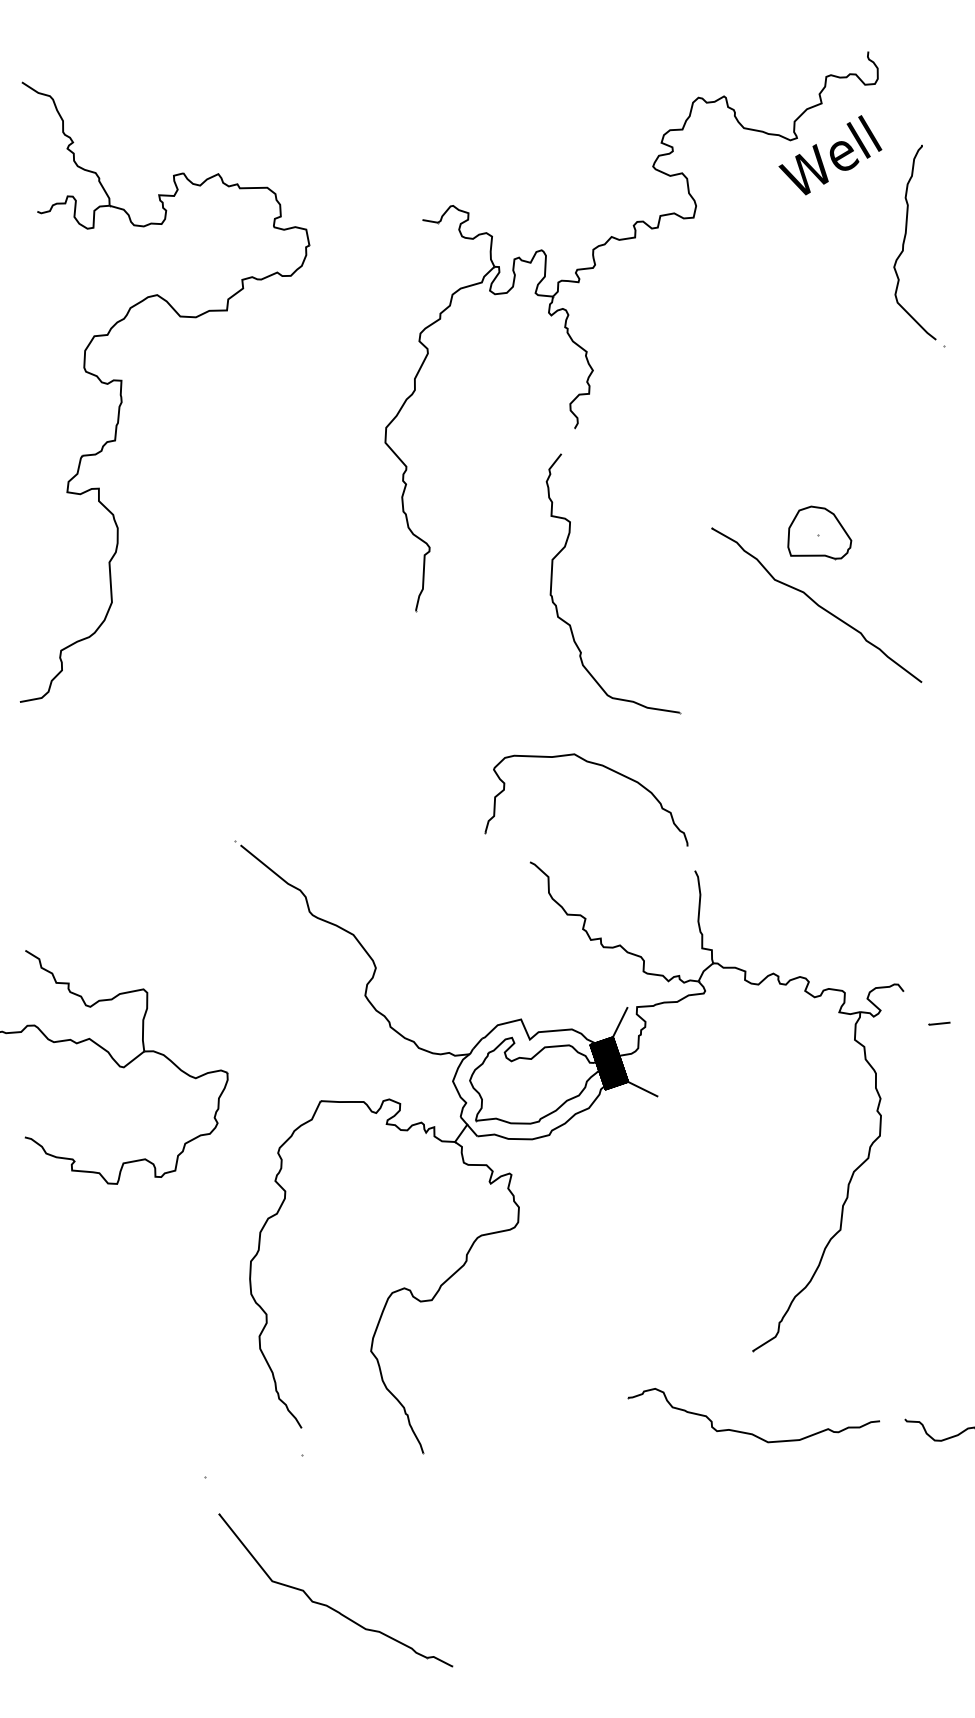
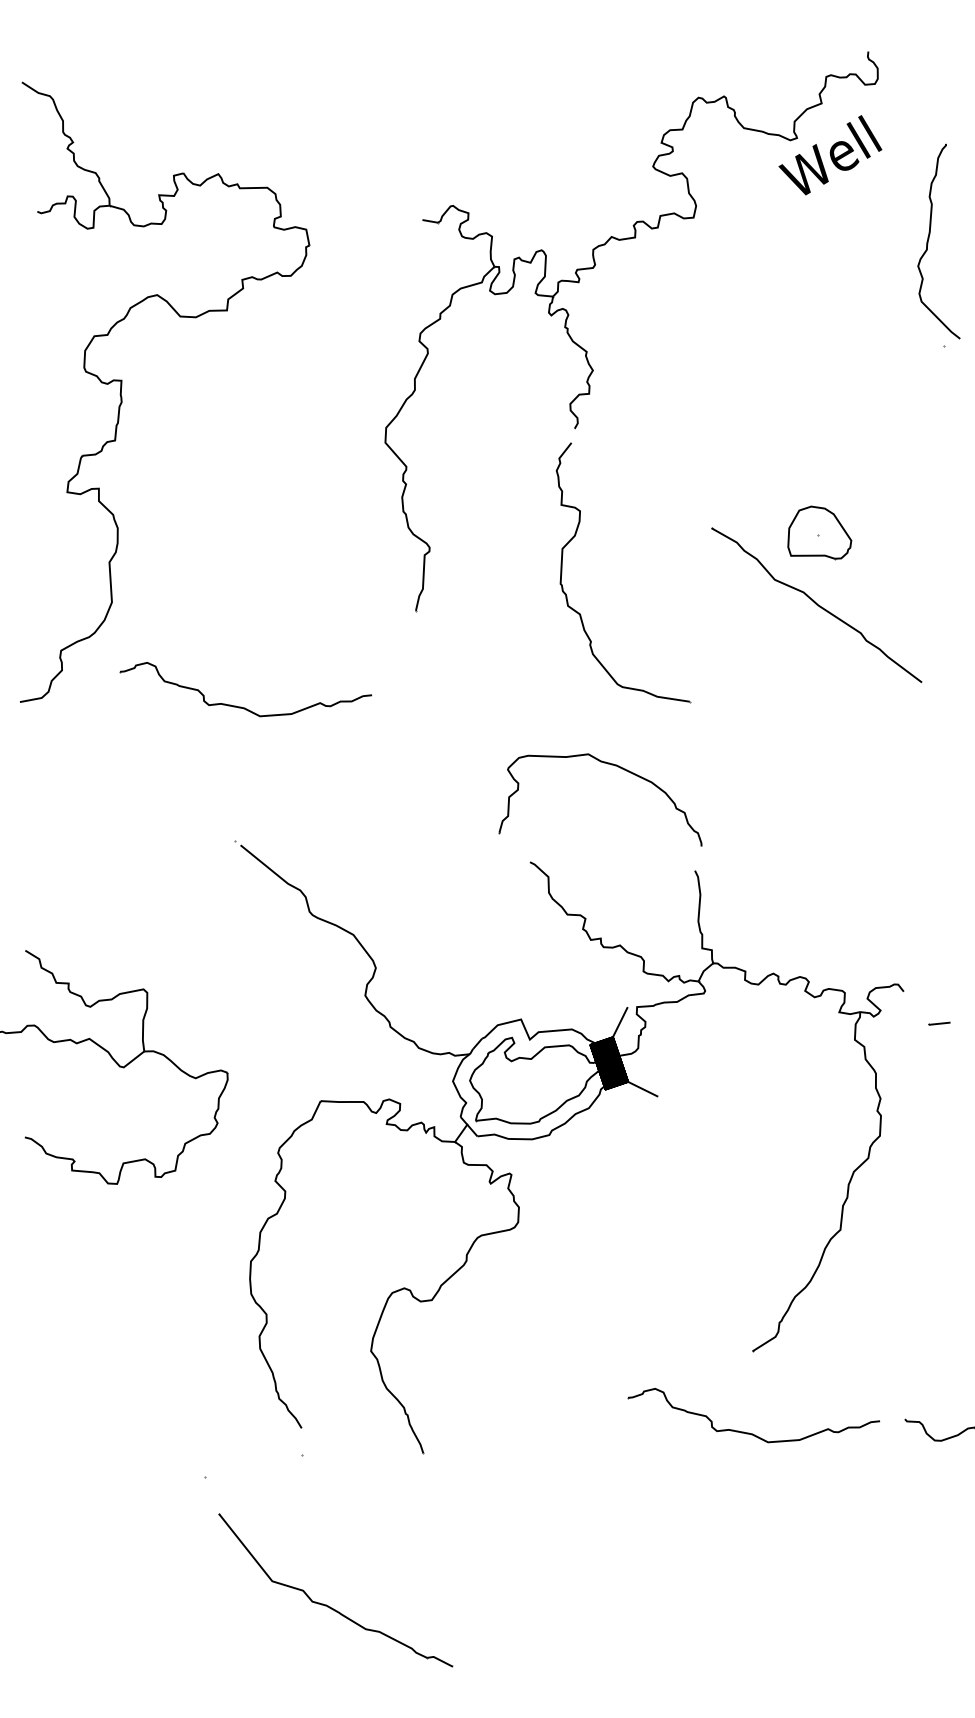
curve position: (905, 240) -> (929, 239) (929, 239)
part position: (570, 624) -> (580, 613) (580, 613)
part: none -> present (241, 706)
part position: (593, 764) -> (607, 764) (607, 764)
